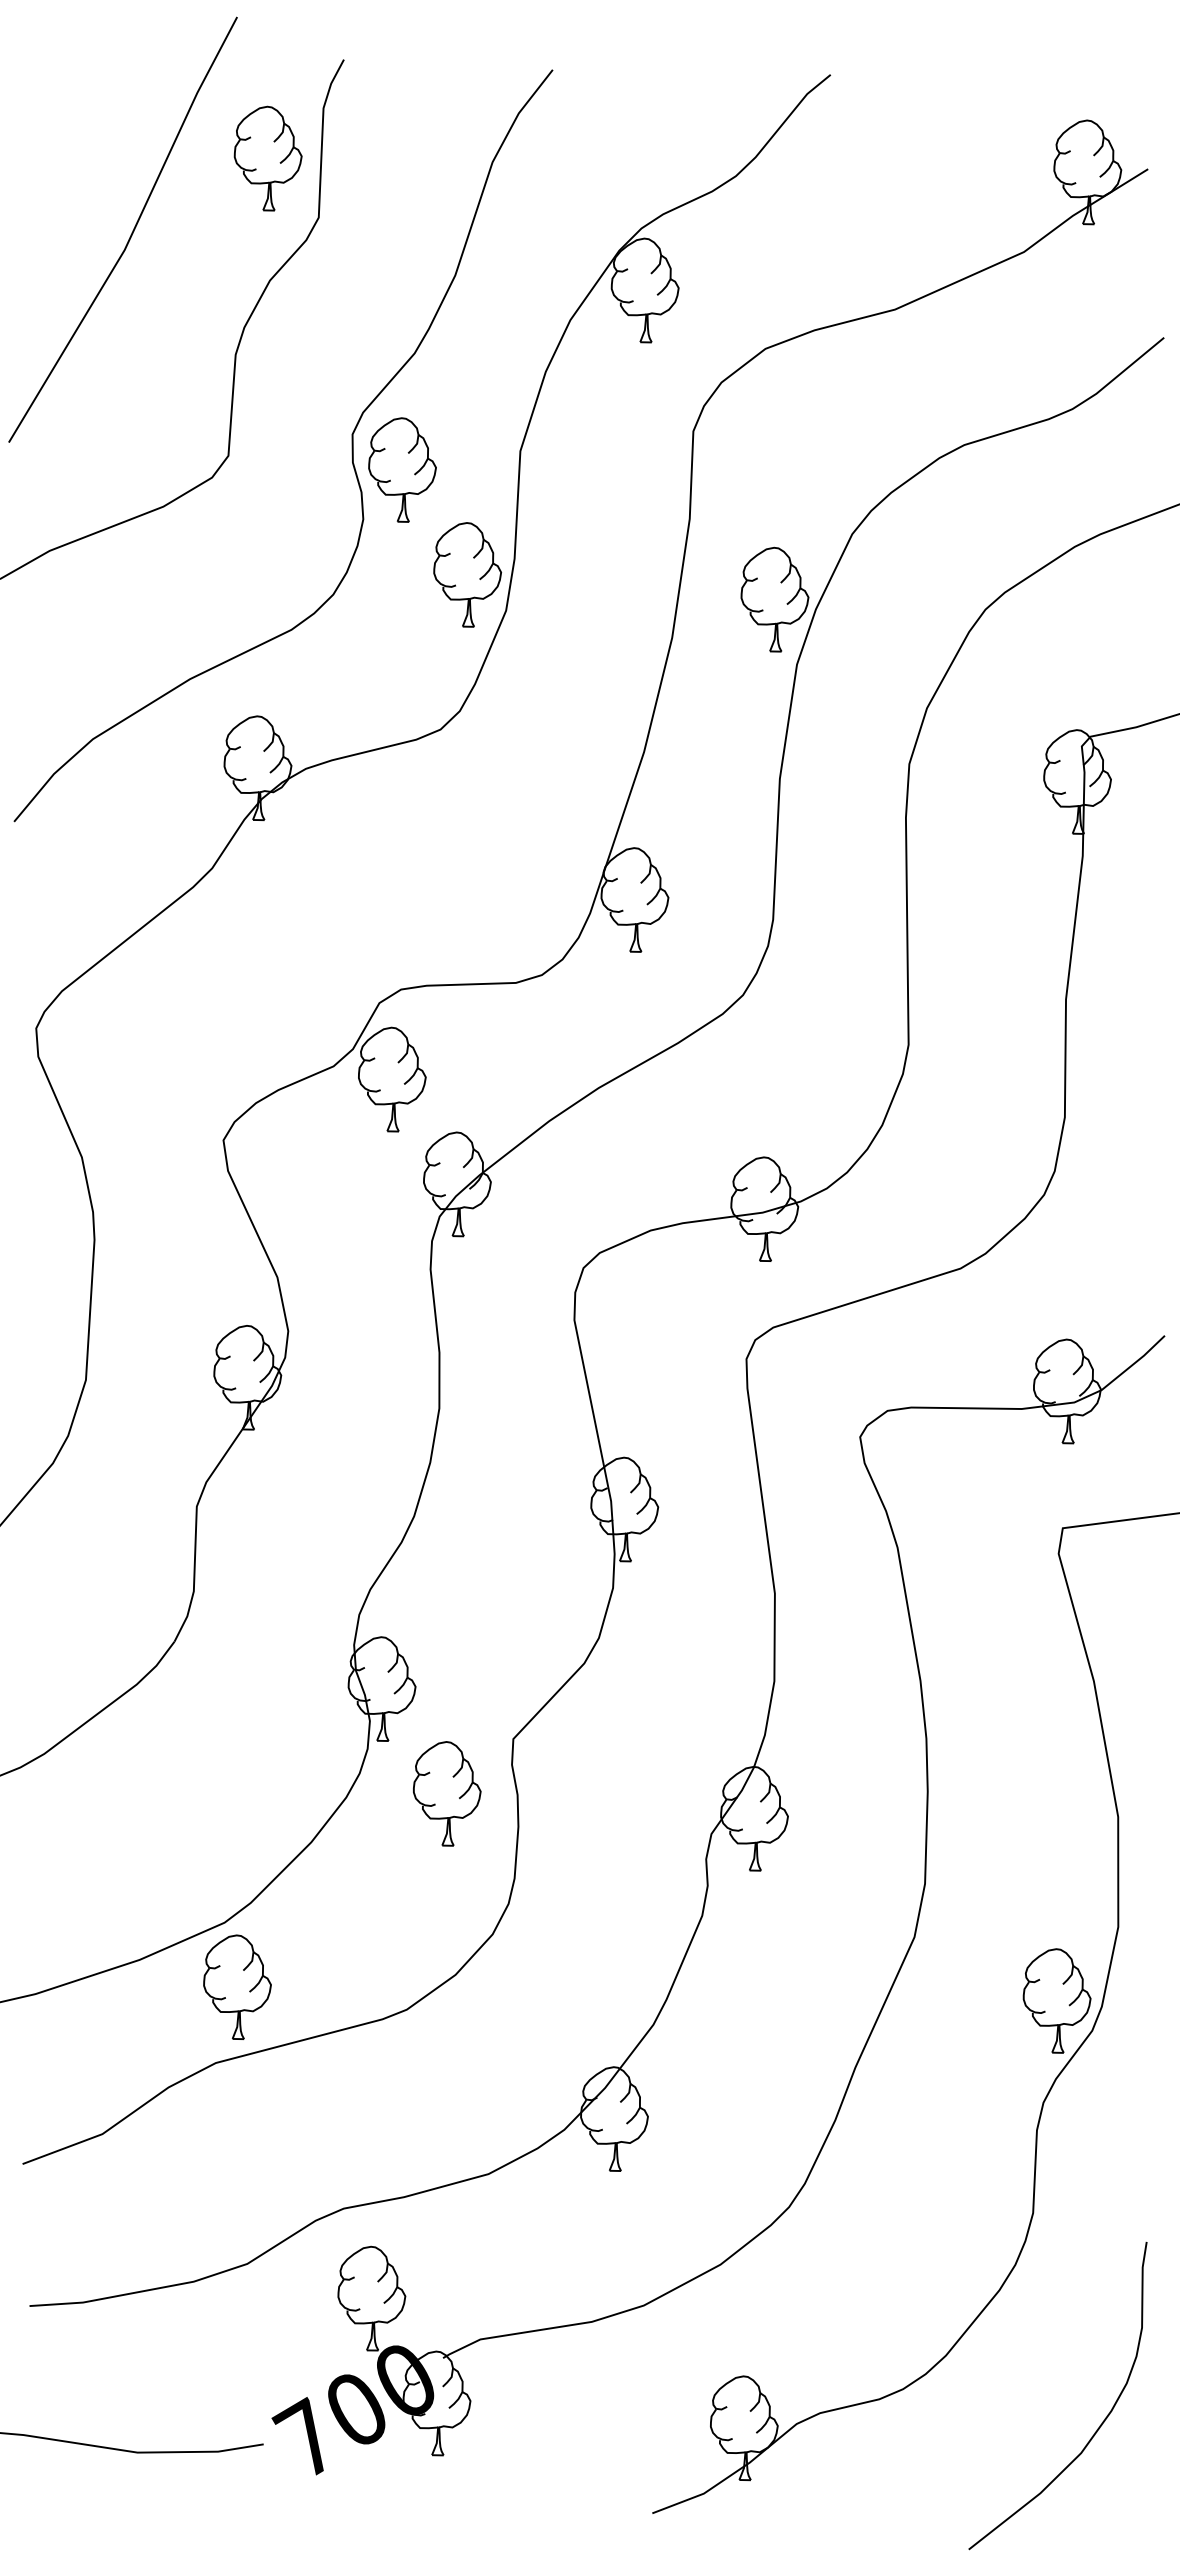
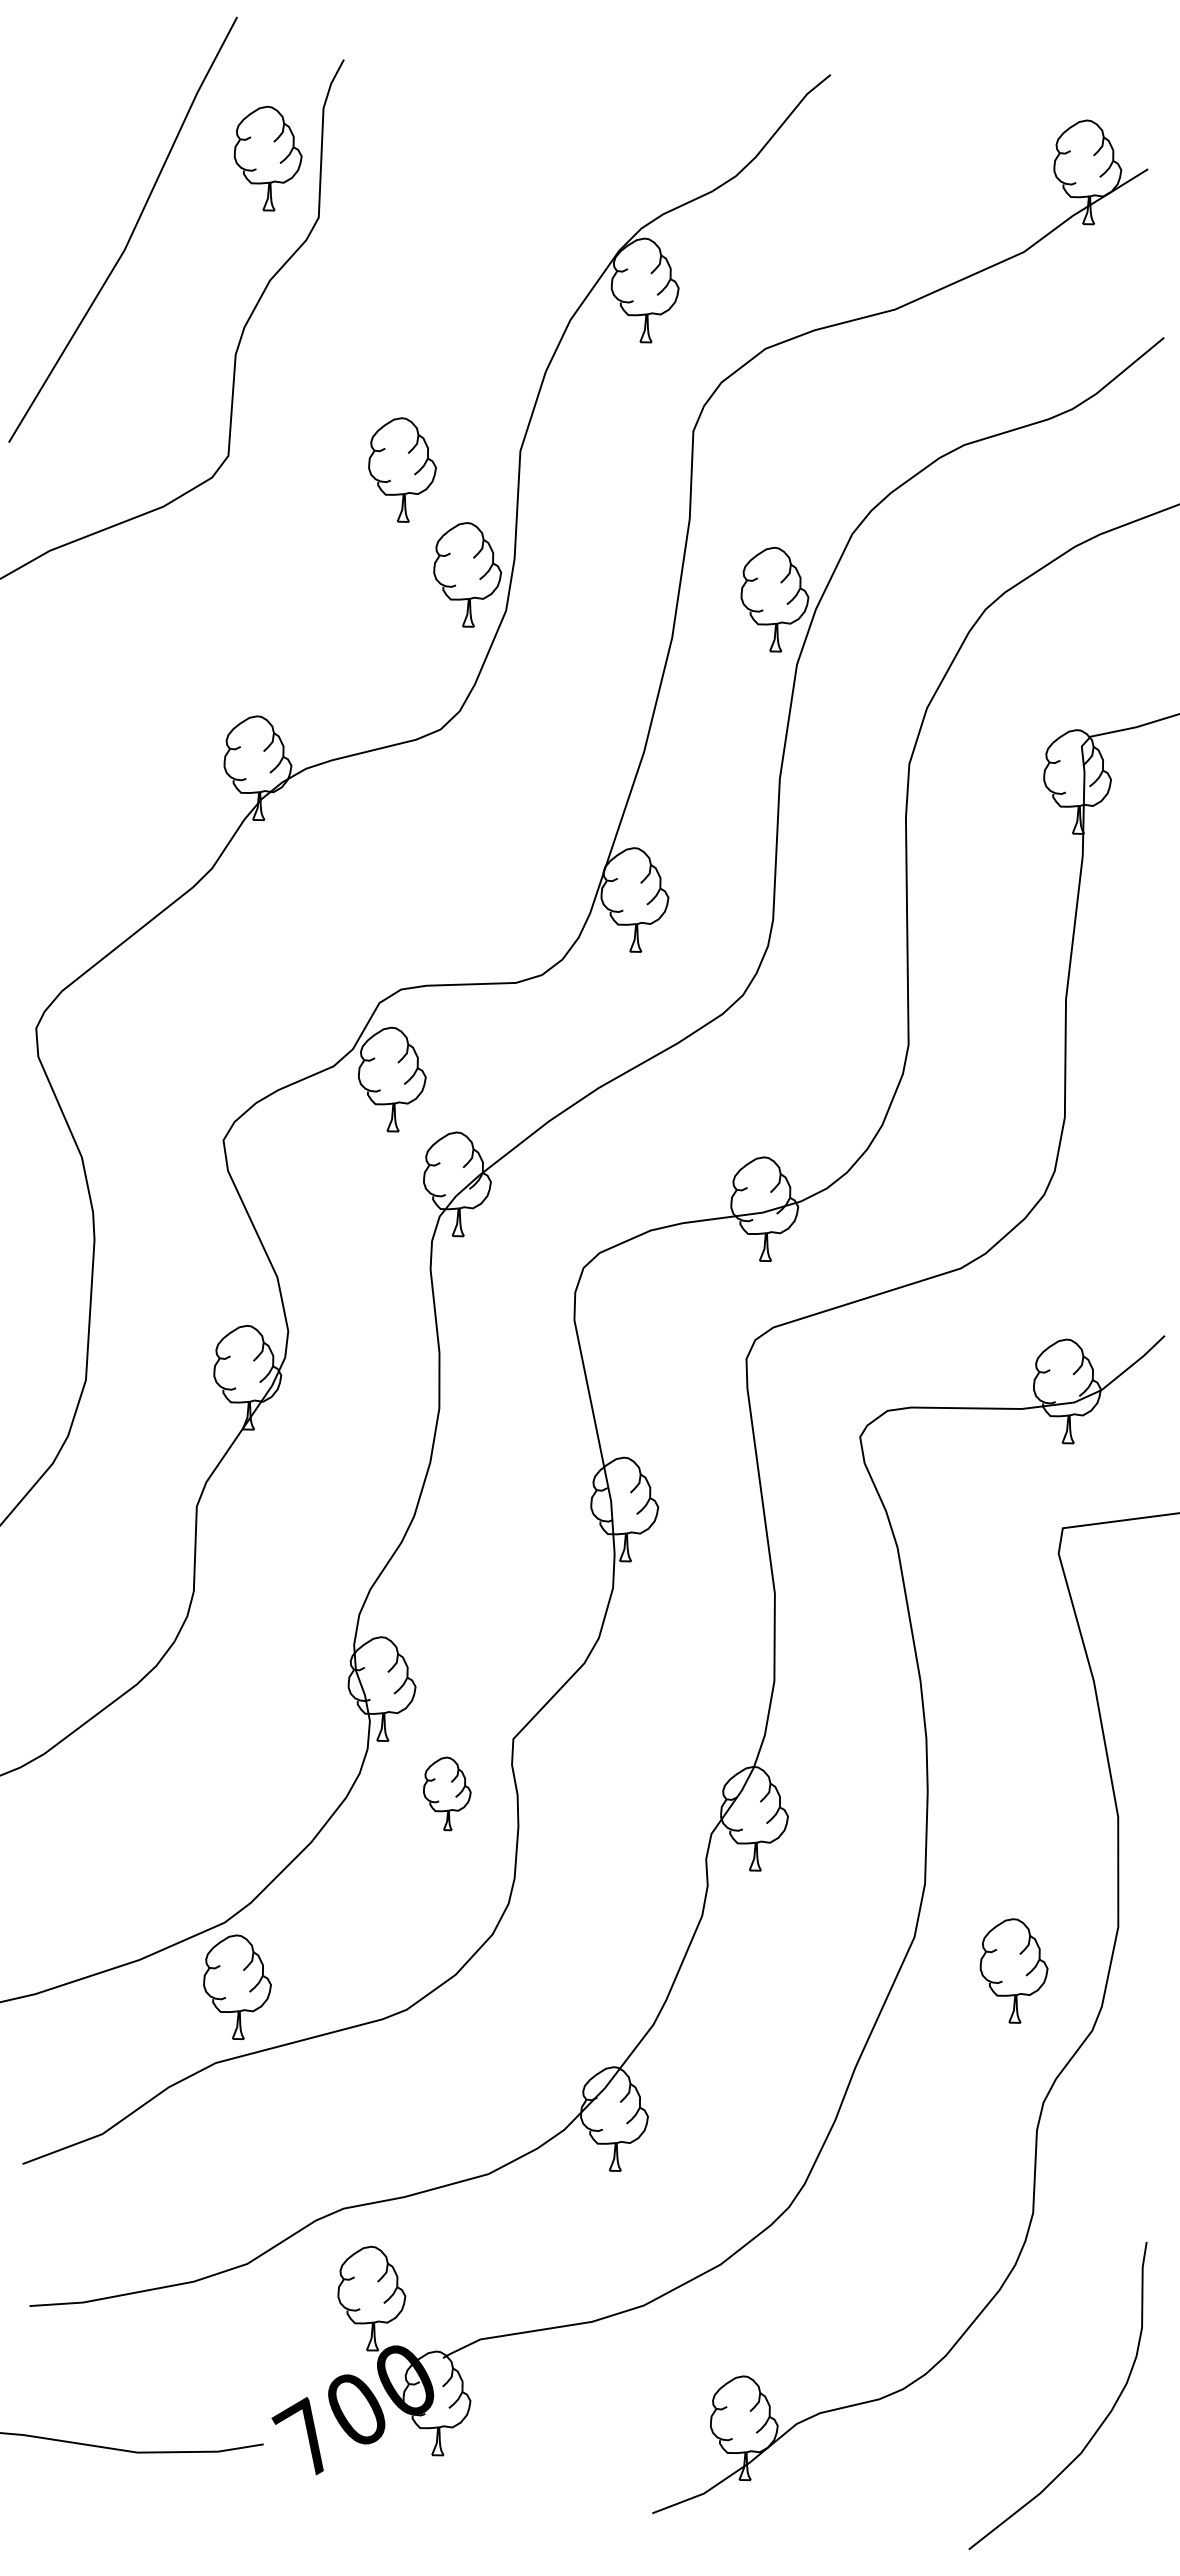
curve: present -> none (351, 445)
part size: 69x106 px -> 49x76 px (447, 1793)
part position: (1056, 2000) -> (1013, 1970) (1013, 1970)
